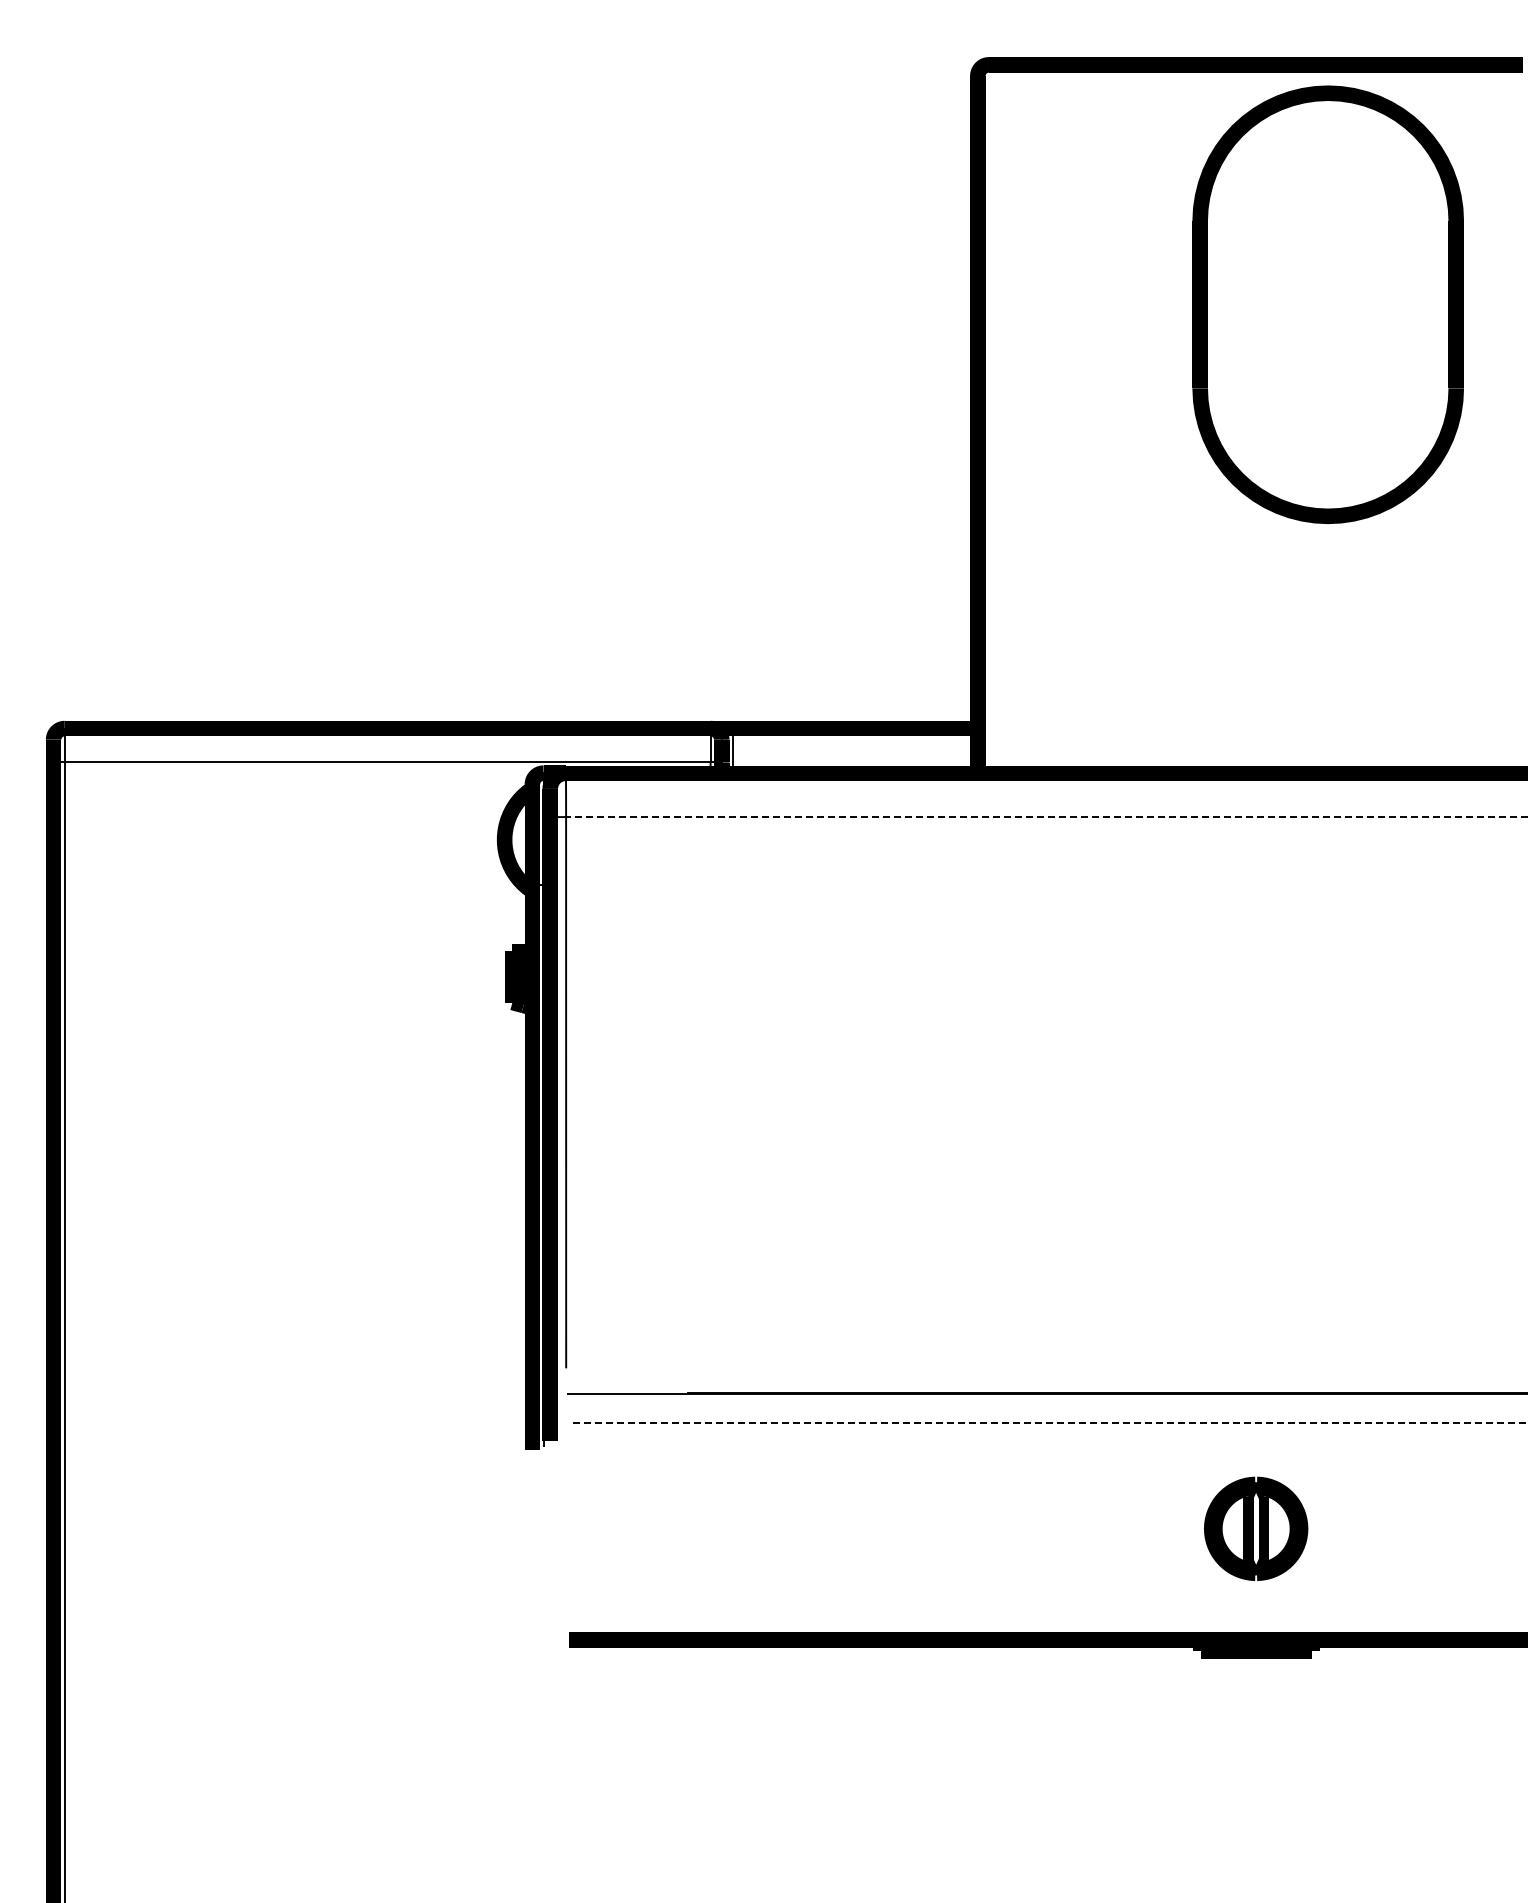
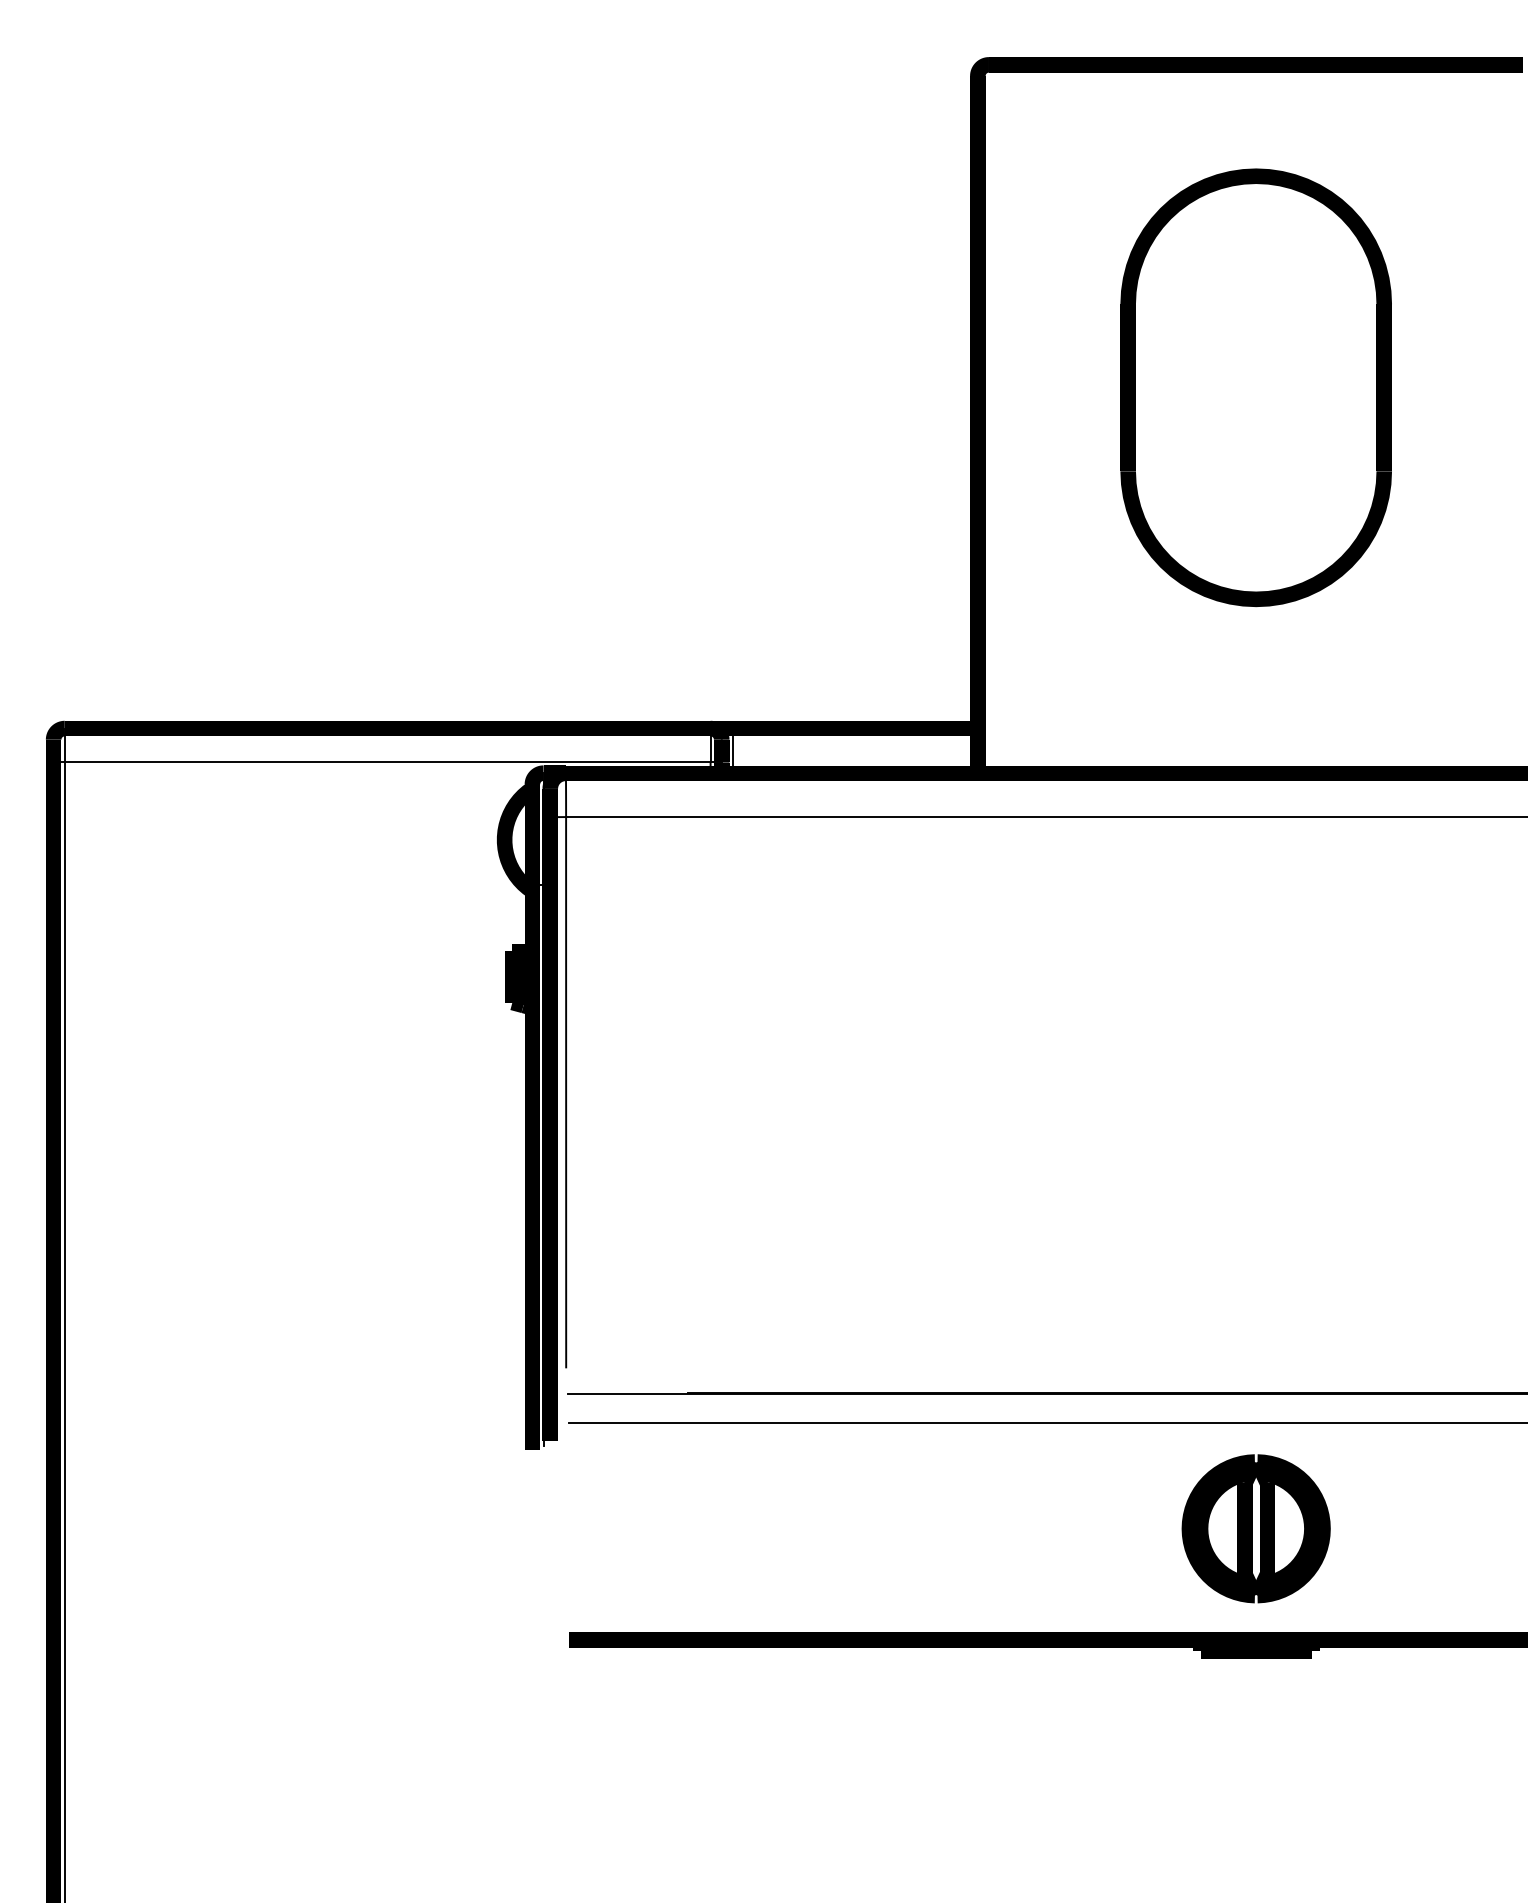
part position: (1327, 304) -> (1255, 387) (1255, 387)
line: dashed -> solid (1046, 817)
line: dashed -> solid (1047, 1423)
part size: 105x105 px -> 150x150 px (1255, 1528)
